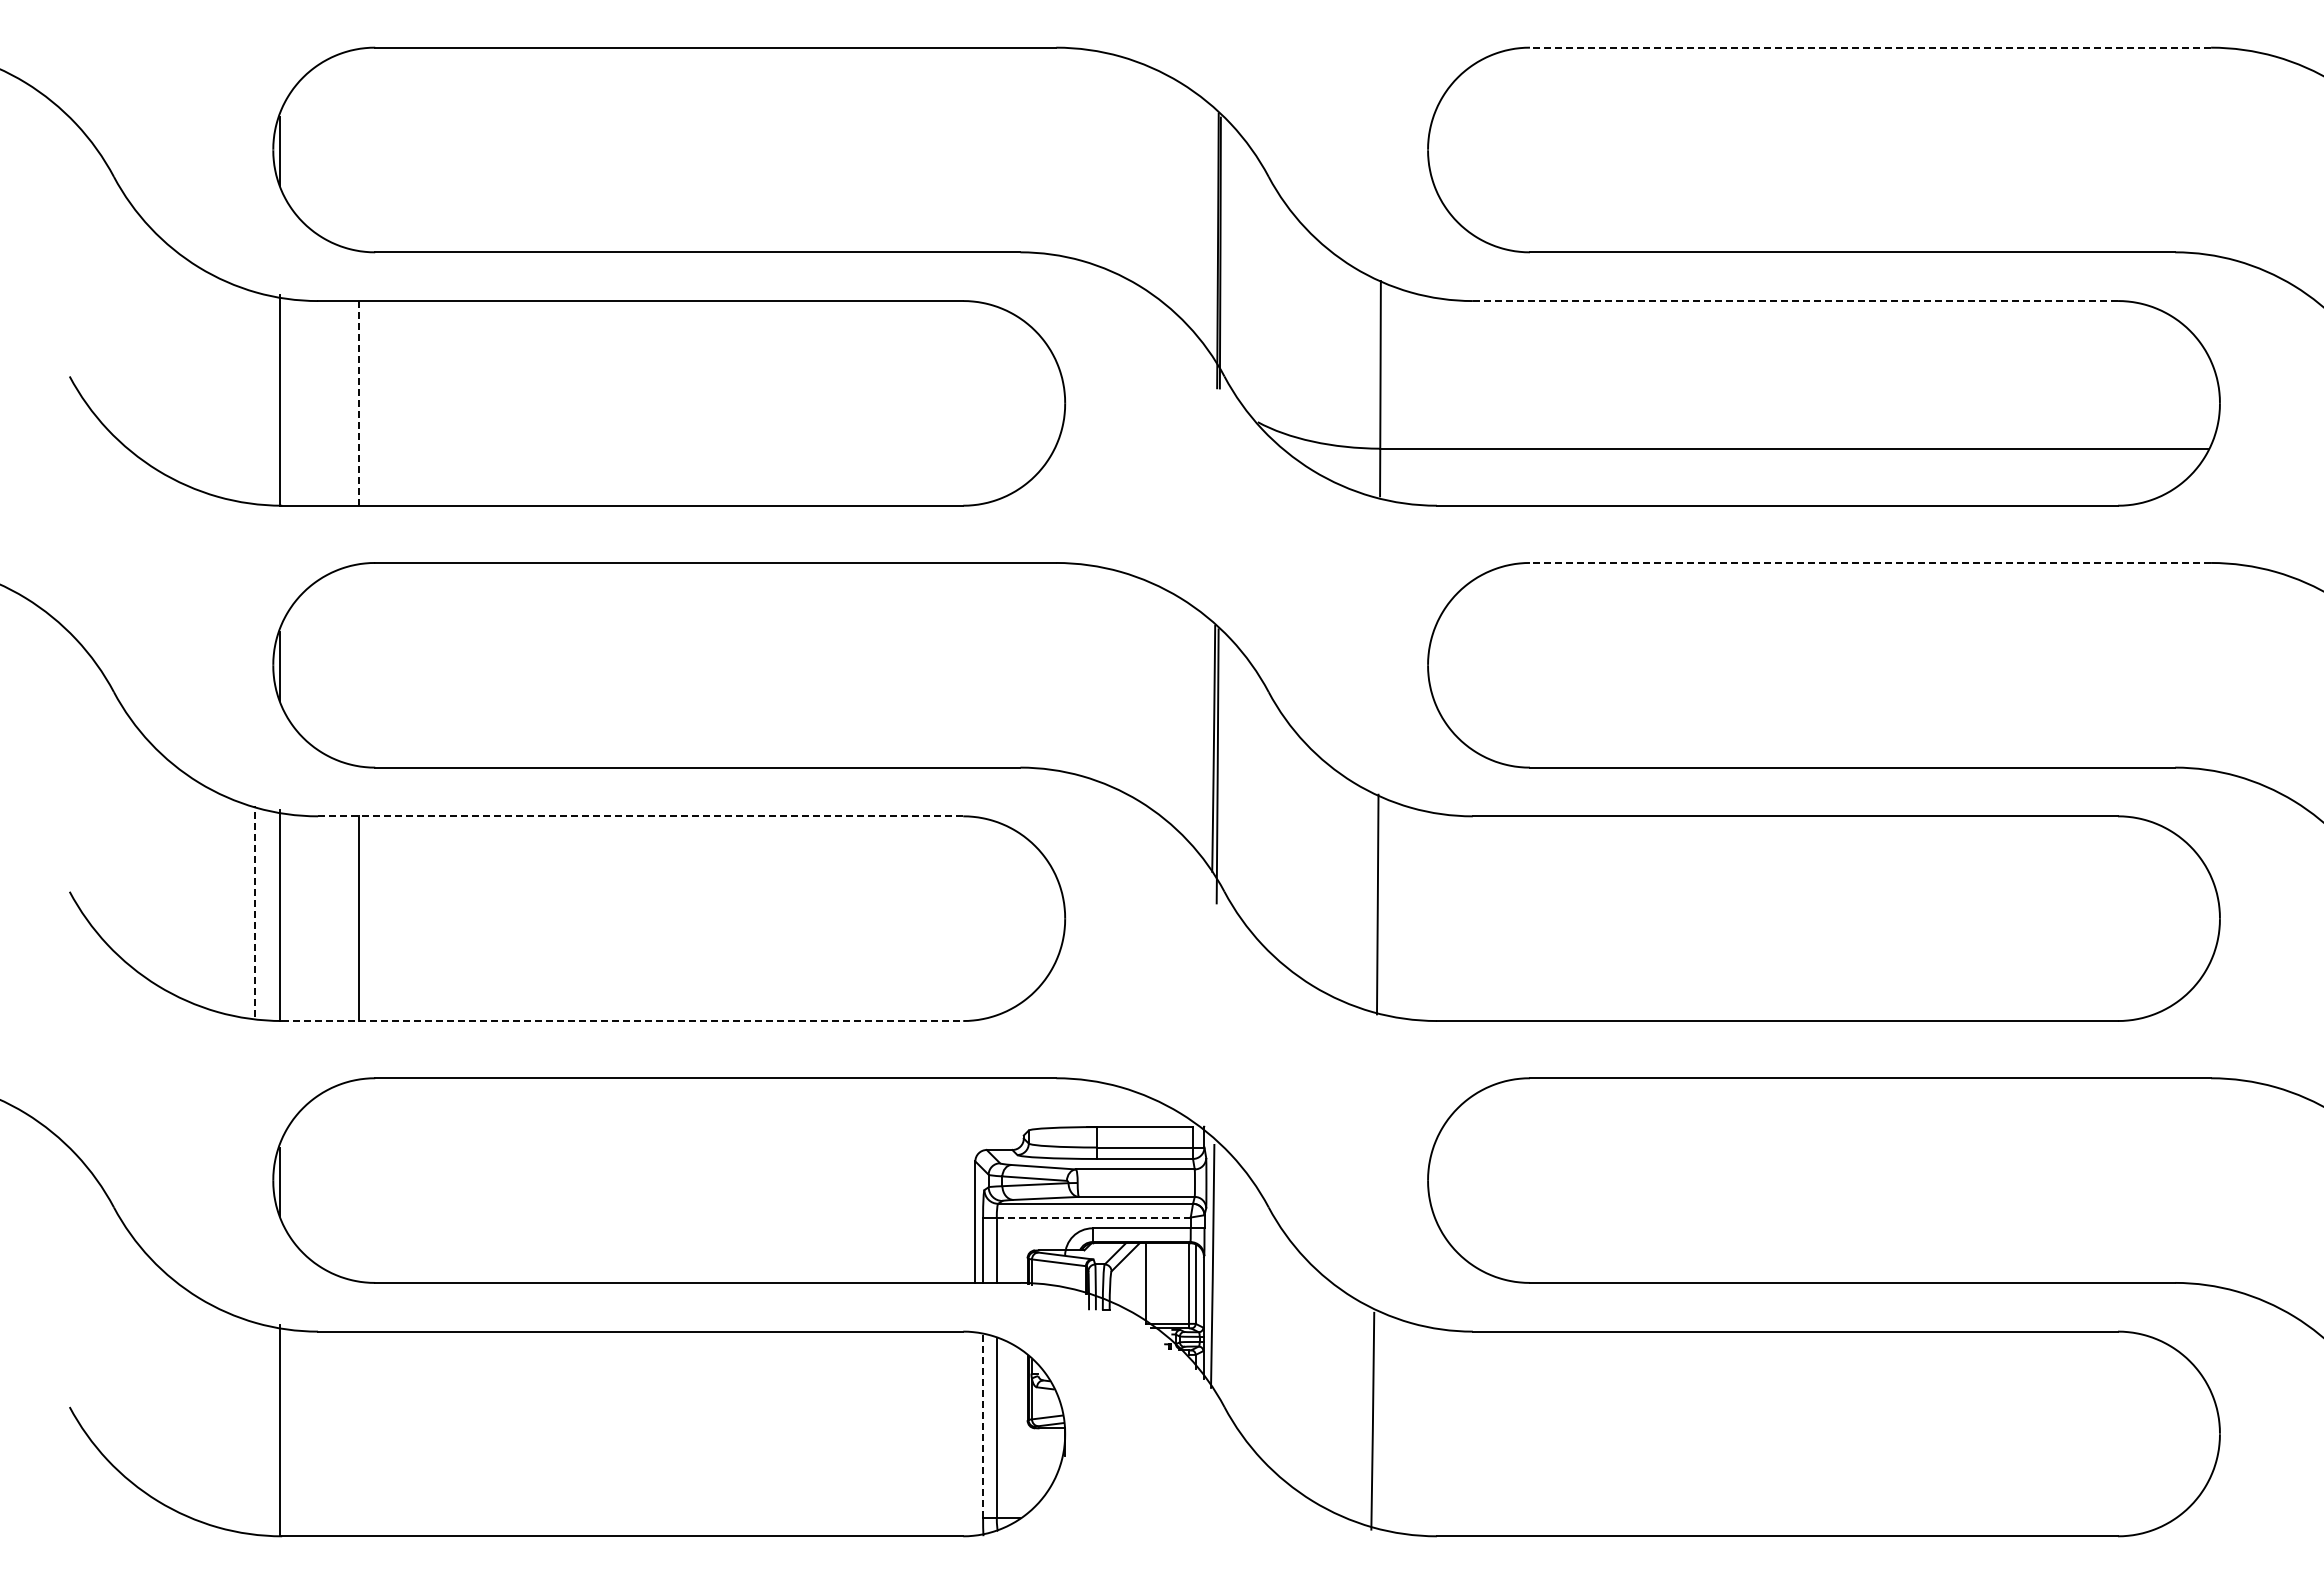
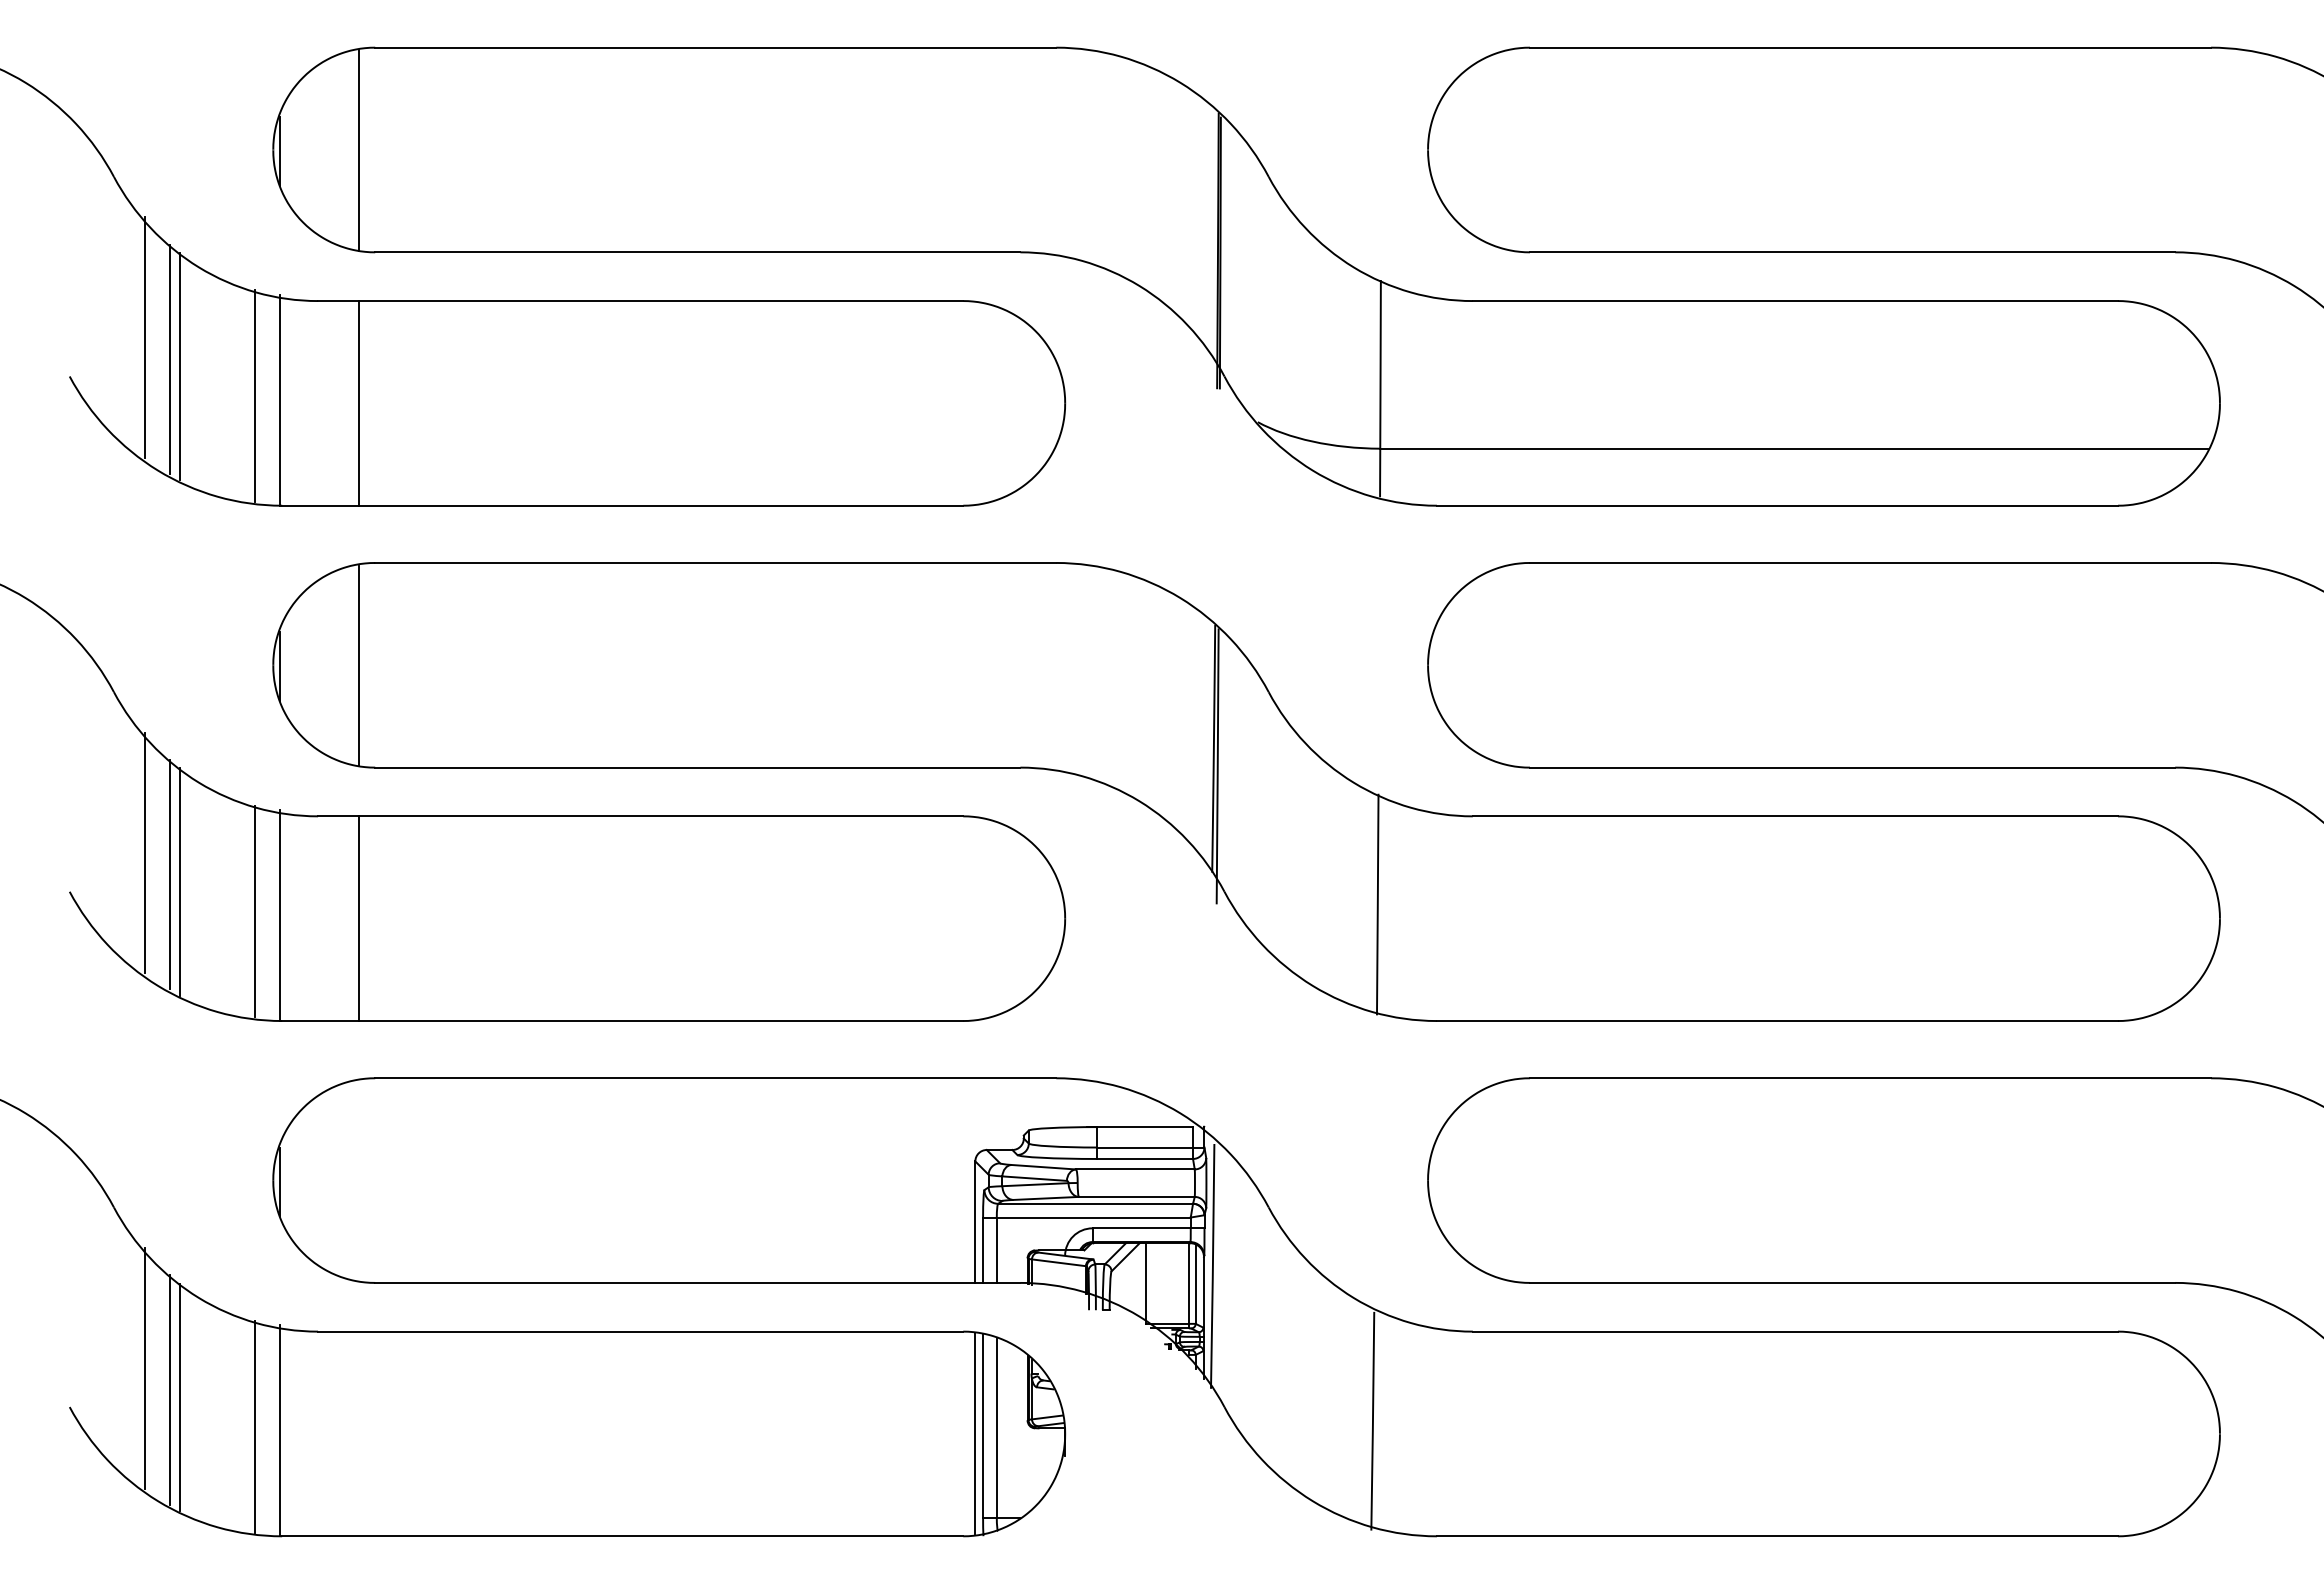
line: dashed -> solid (1870, 47)
line: none -> present (359, 150)
line: dashed -> solid (1795, 301)
line: none -> present (145, 337)
line: none -> present (169, 359)
line: none -> present (179, 366)
line: none -> present (254, 396)
line: dashed -> solid (359, 403)
line: dashed -> solid (1870, 562)
line: none -> present (359, 665)
line: dashed -> solid (640, 816)
line: none -> present (145, 852)
line: none -> present (169, 874)
line: none -> present (179, 881)
line: dashed -> solid (254, 911)
line: dashed -> solid (622, 1021)
line: dashed -> solid (1093, 1217)
line: none -> present (145, 1367)
line: none -> present (169, 1389)
line: none -> present (179, 1396)
line: dashed -> solid (983, 1425)
line: none -> present (254, 1426)
line: none -> present (975, 1433)
